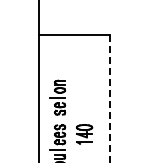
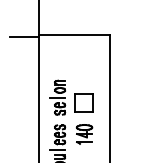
line: none -> present (24, 37)
line: dashed -> solid (110, 98)
part: none -> present (83, 102)
